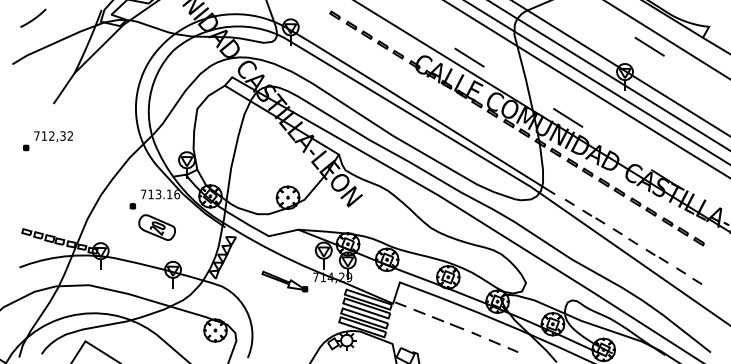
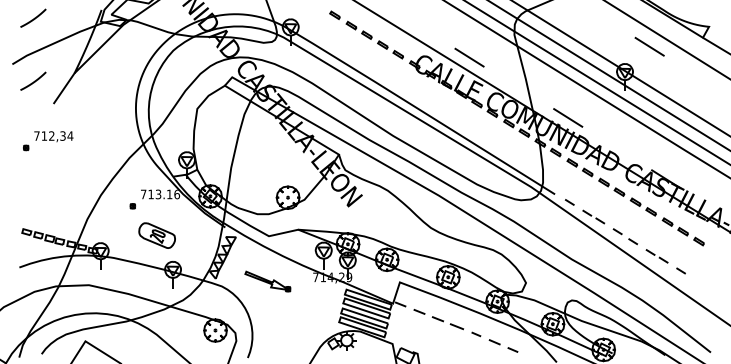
curve: none -> present (34, 80)
text: 712,32 -> 712,34 (70, 135)
part position: (156, 227) -> (156, 235) (156, 235)
part position: (284, 281) -> (267, 281) (267, 281)
line: present -> none (697, 281)
